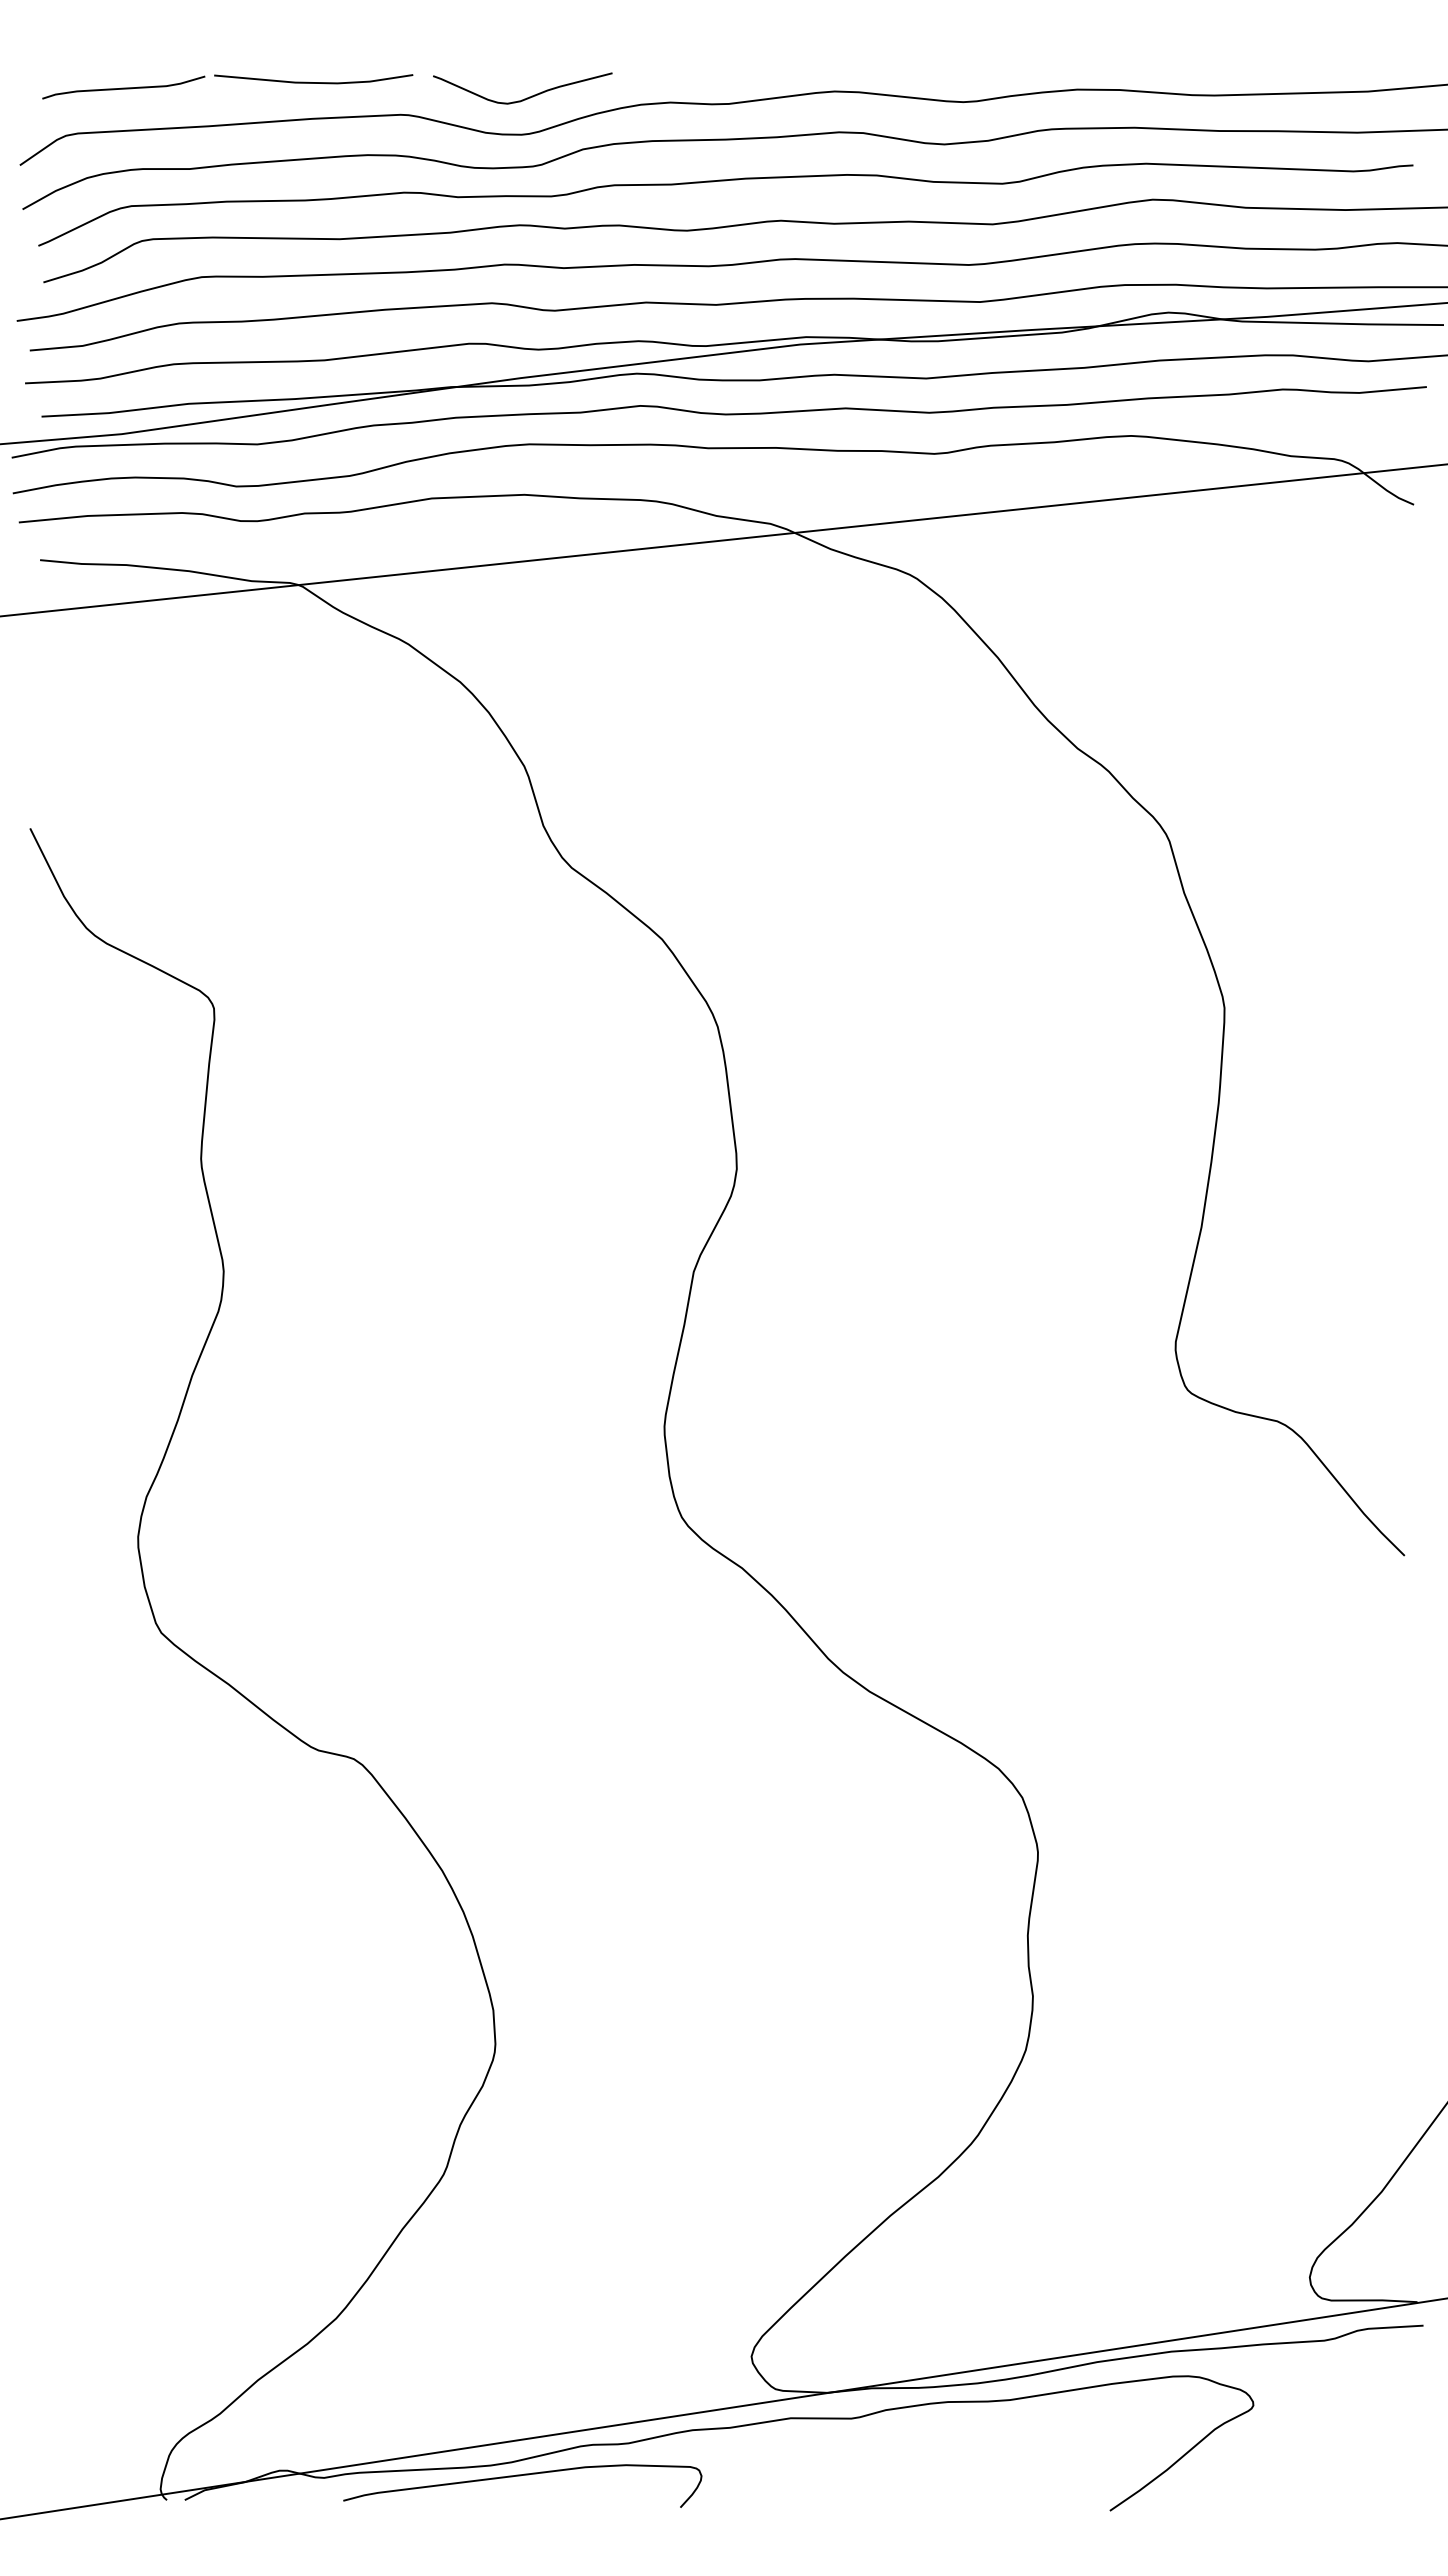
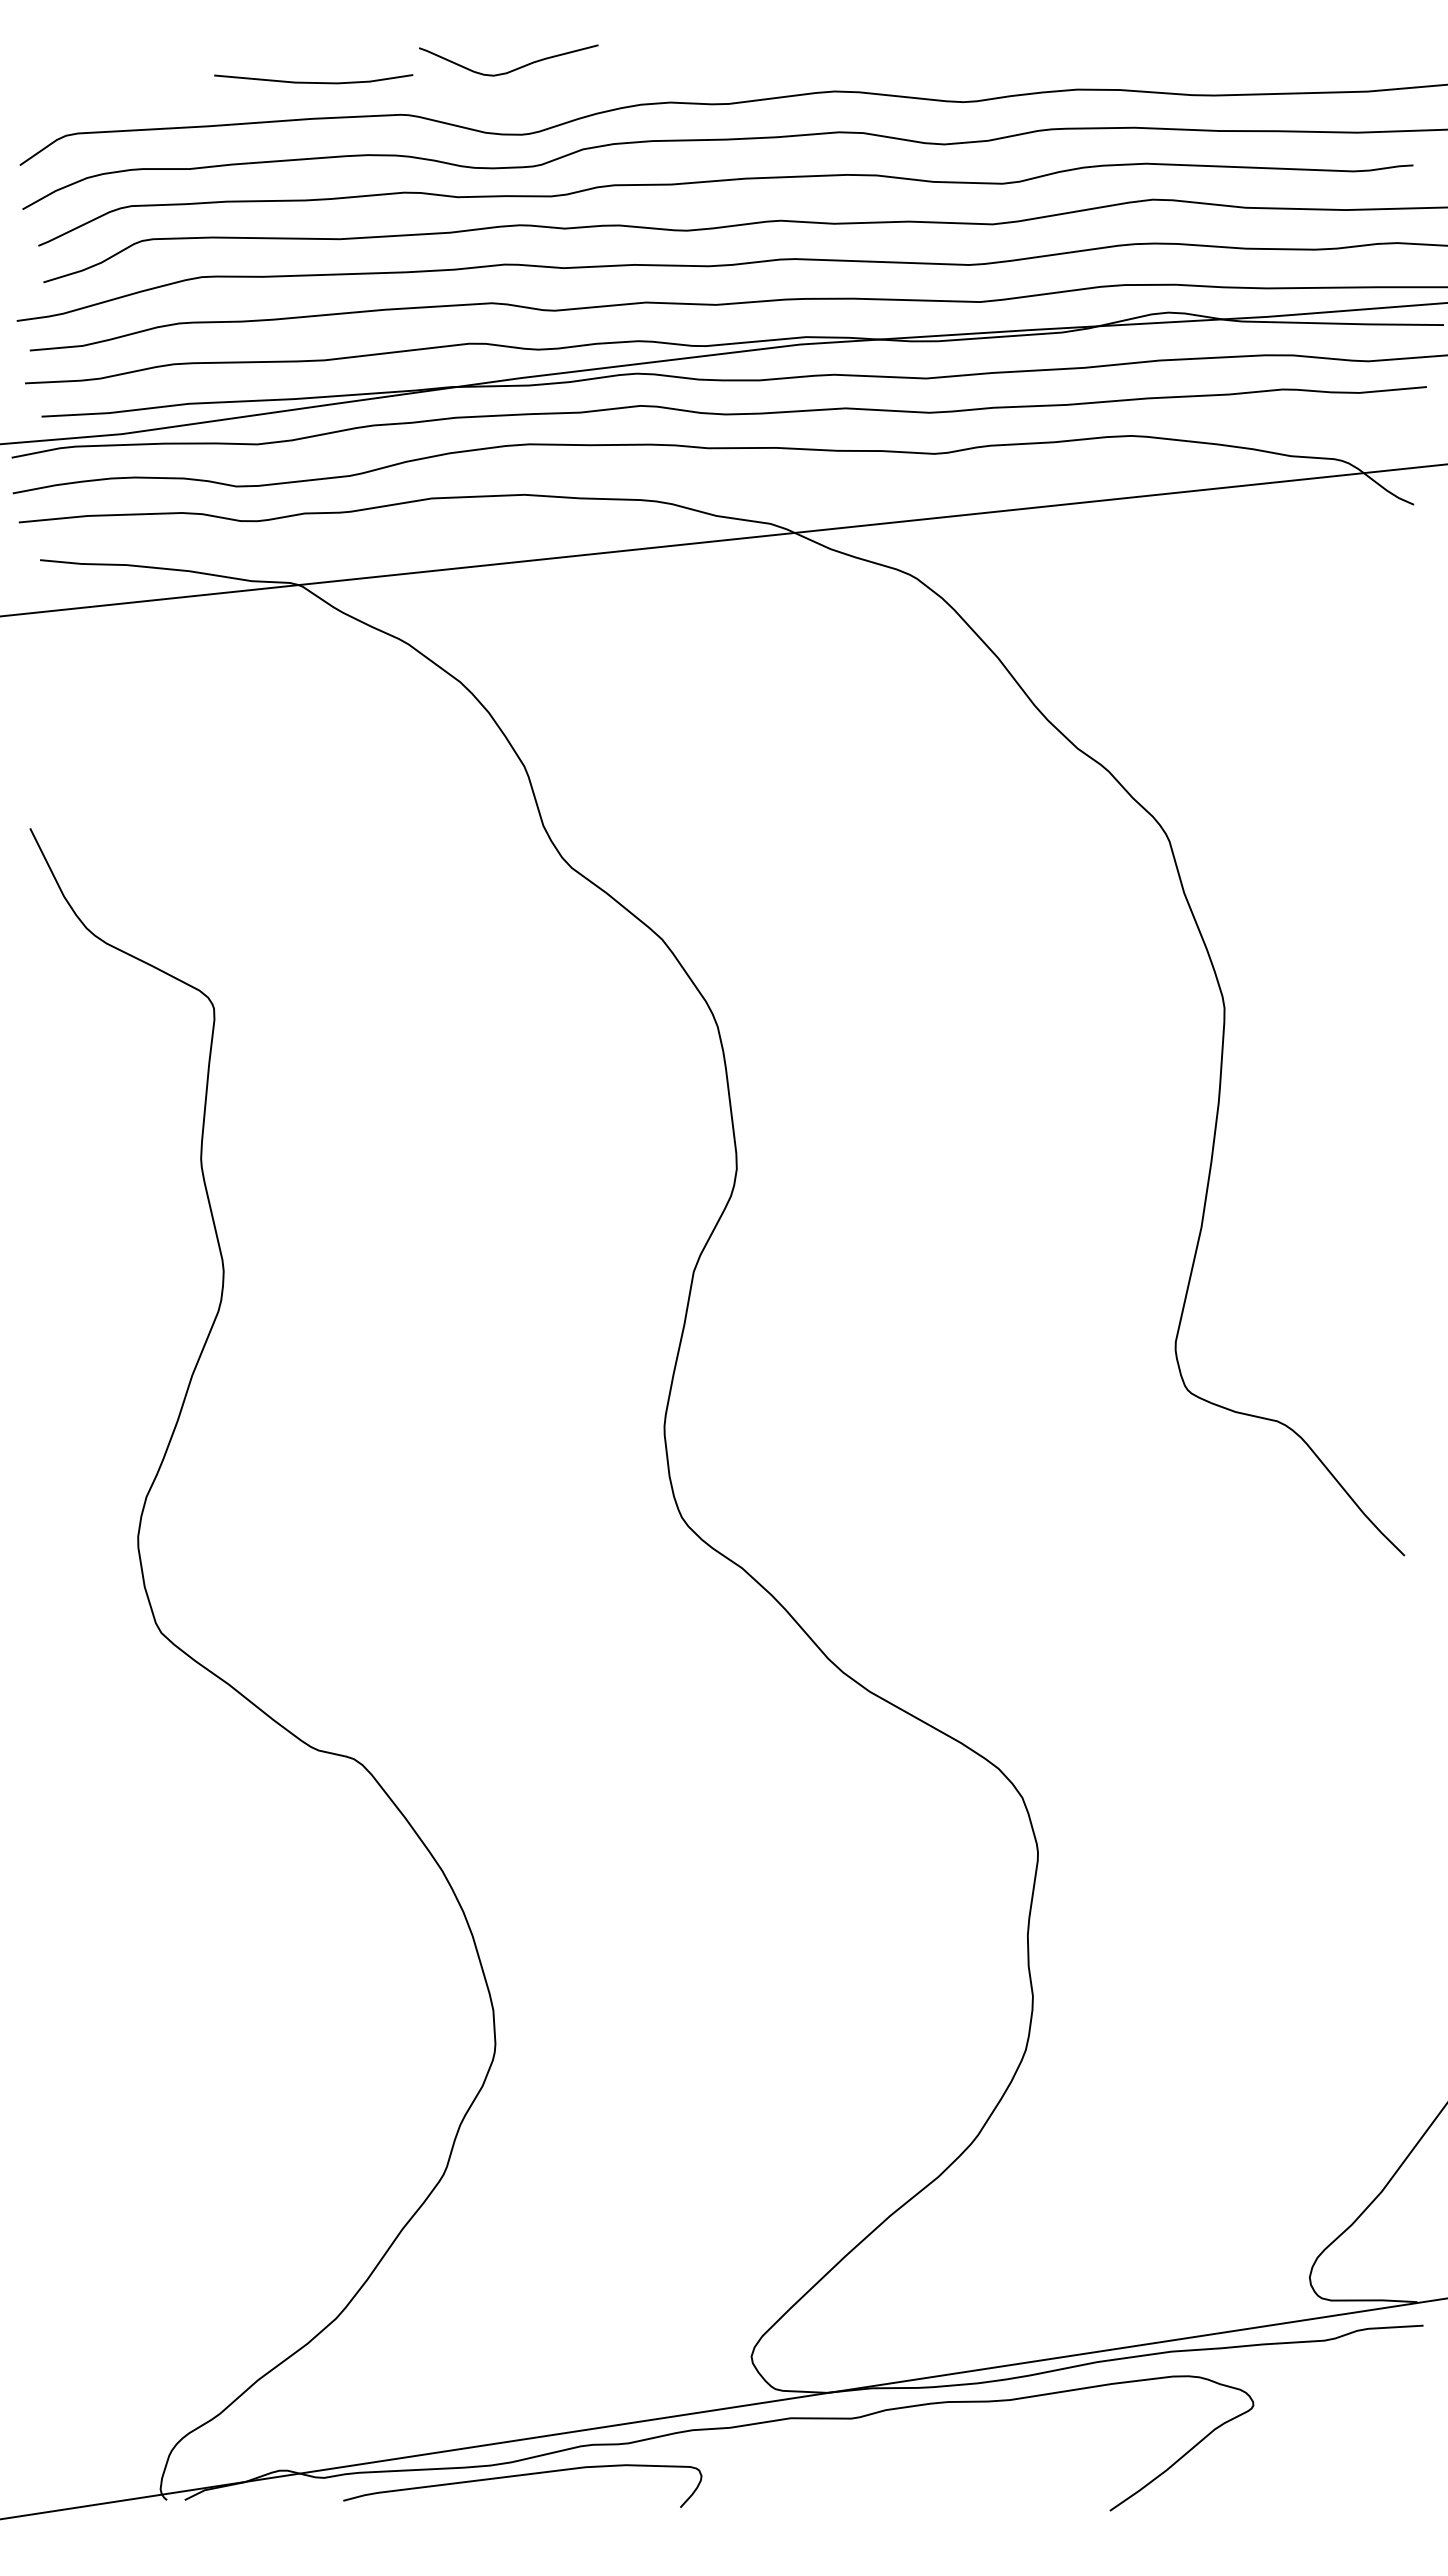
curve: present -> none (123, 87)
curve position: (526, 97) -> (512, 69) (512, 69)
